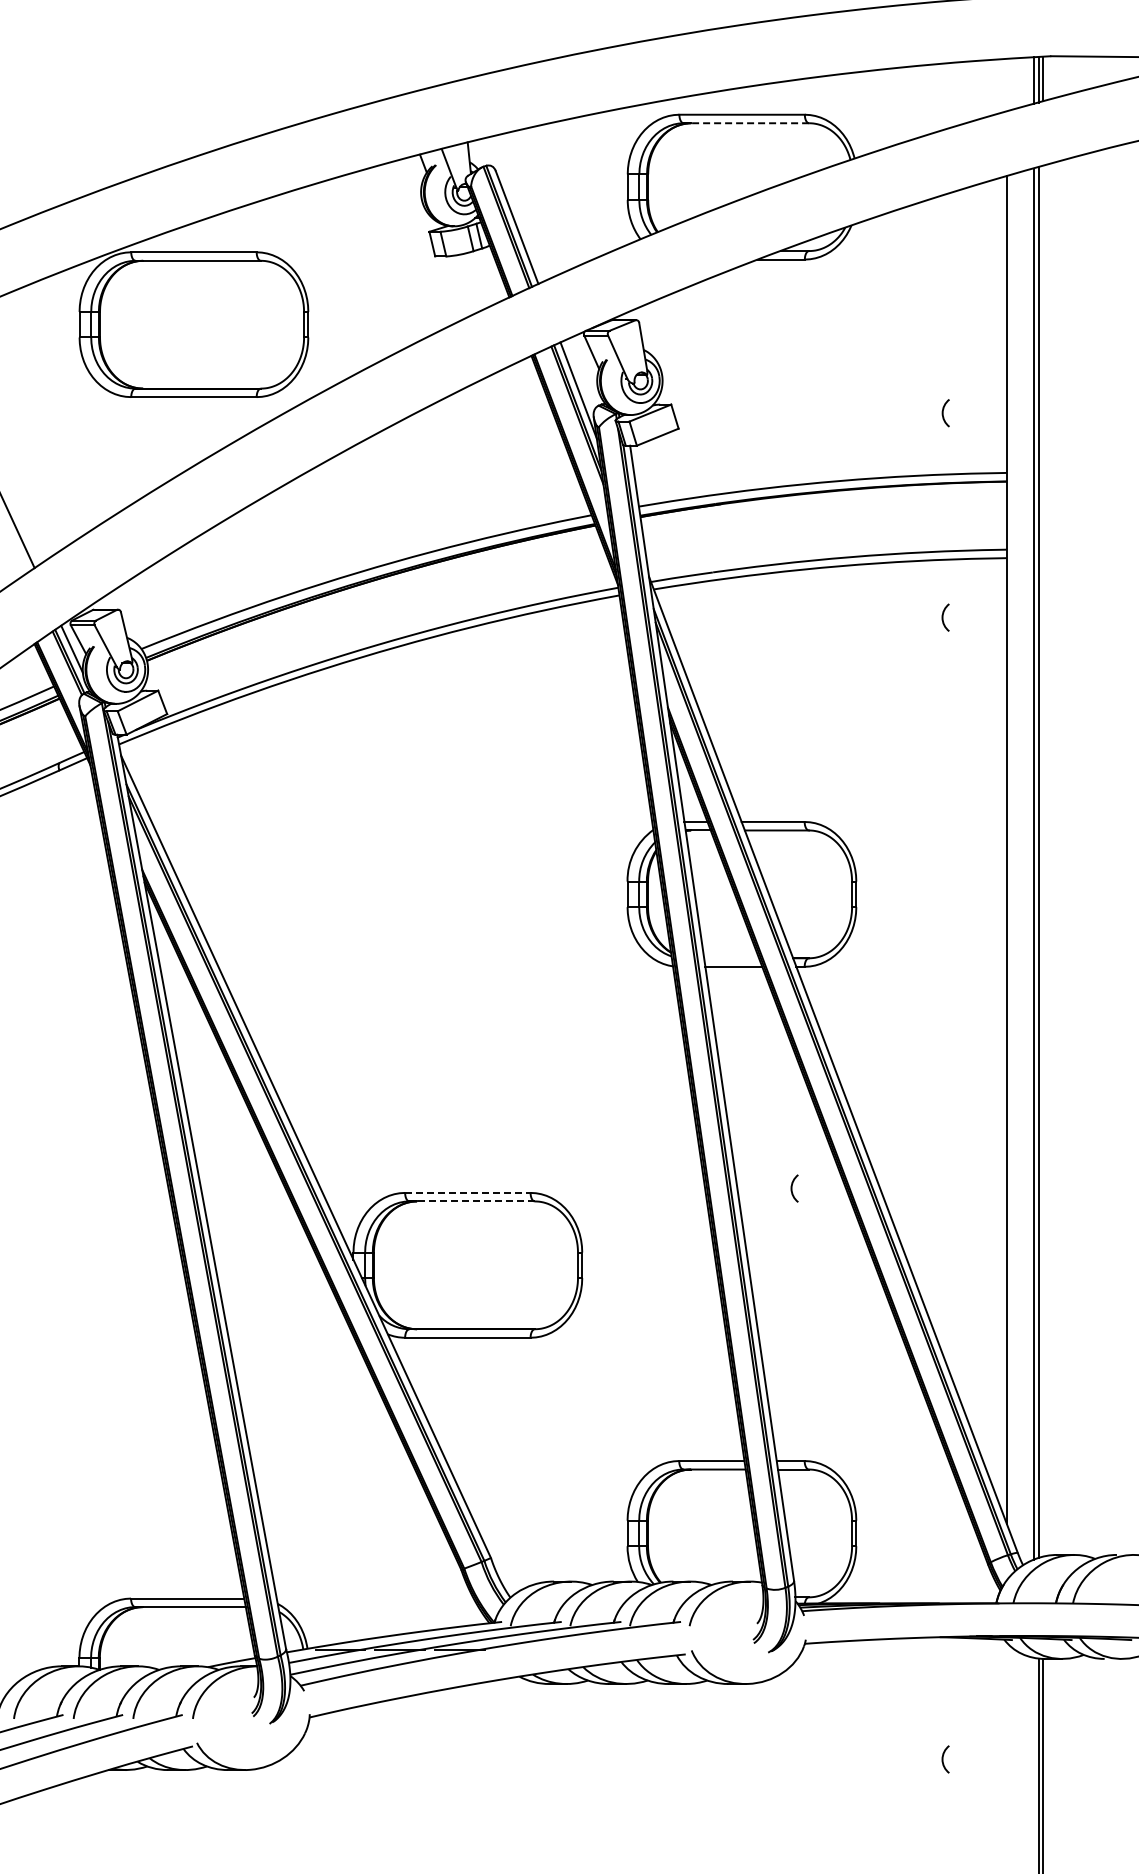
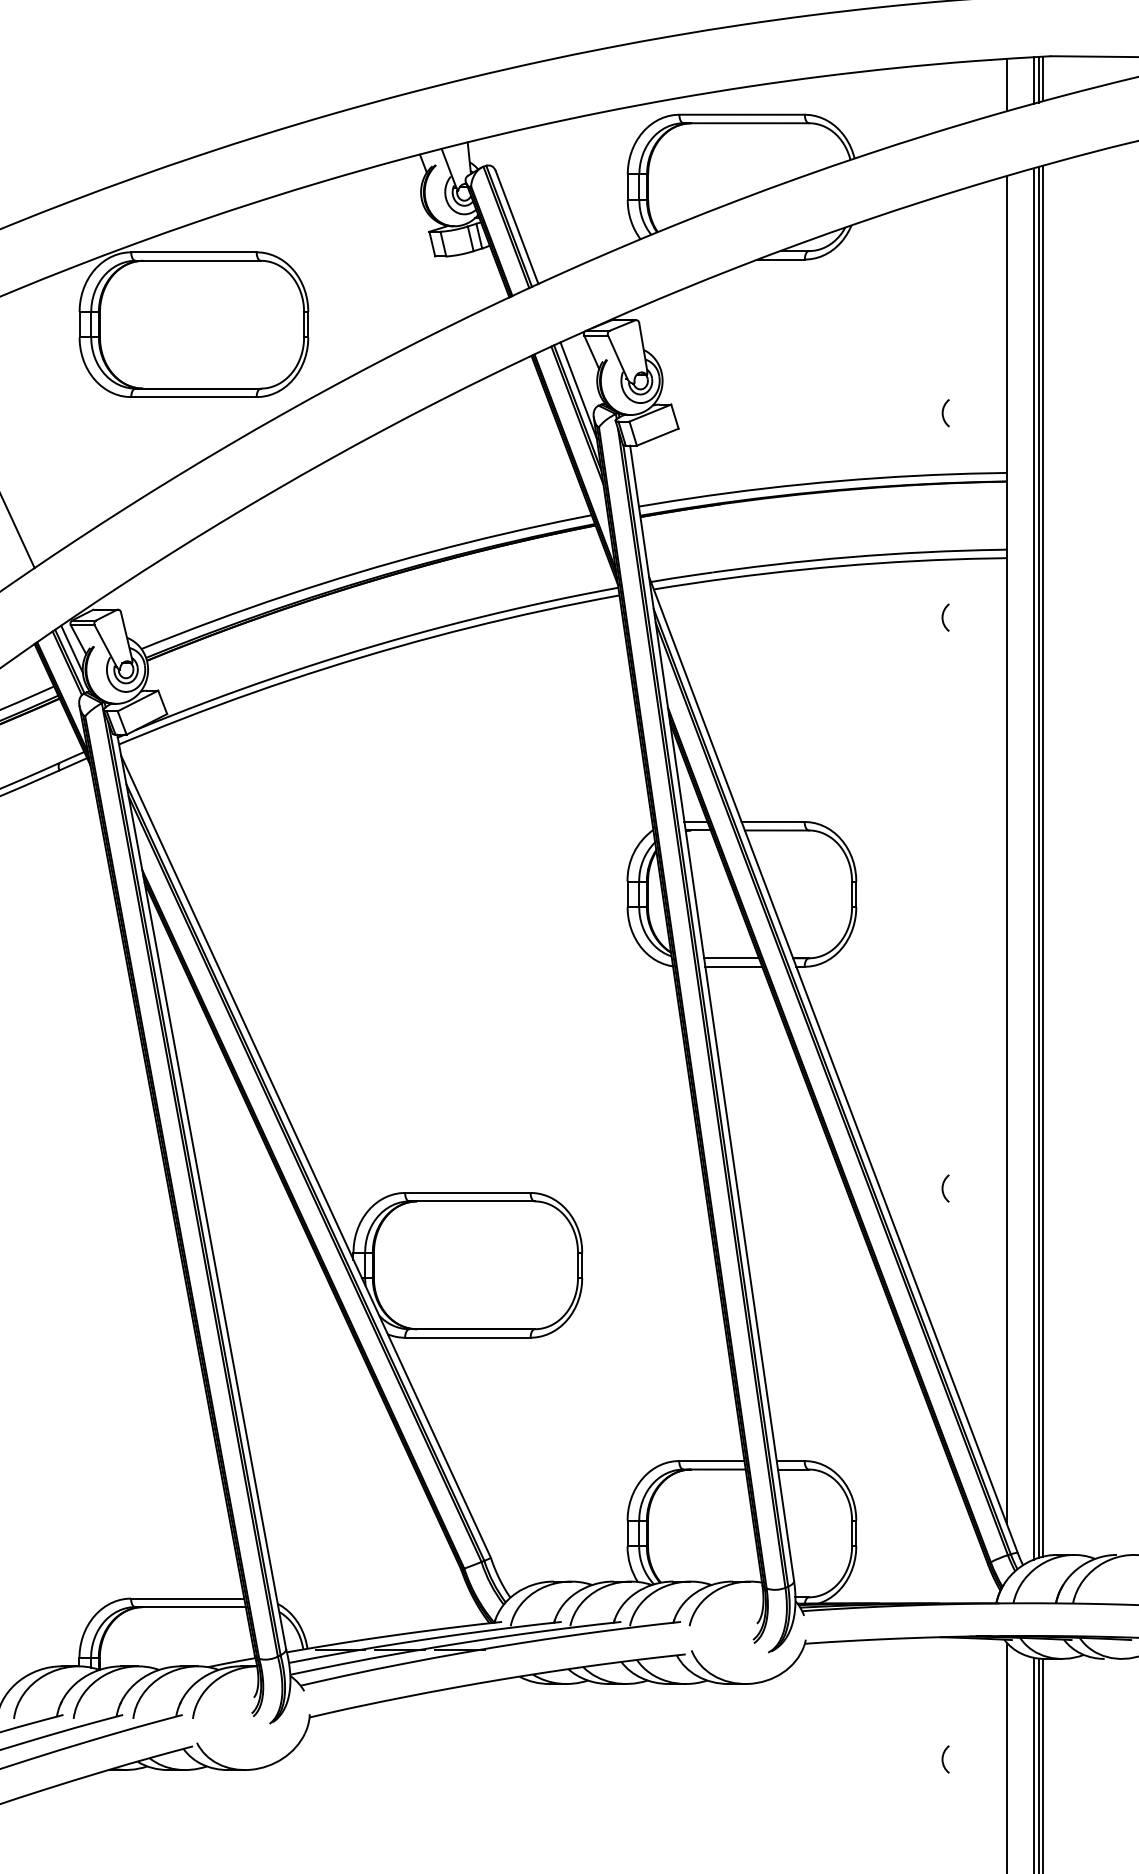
line: none -> present (1006, 85)
line: dashed -> solid (746, 123)
line: none -> present (1043, 860)
line: none -> present (731, 958)
arc position: (792, 1188) -> (943, 1188) (943, 1188)
line: dashed -> solid (467, 1192)
line: dashed -> solid (472, 1201)
line: none -> present (1006, 1756)
line: none -> present (1033, 1763)
